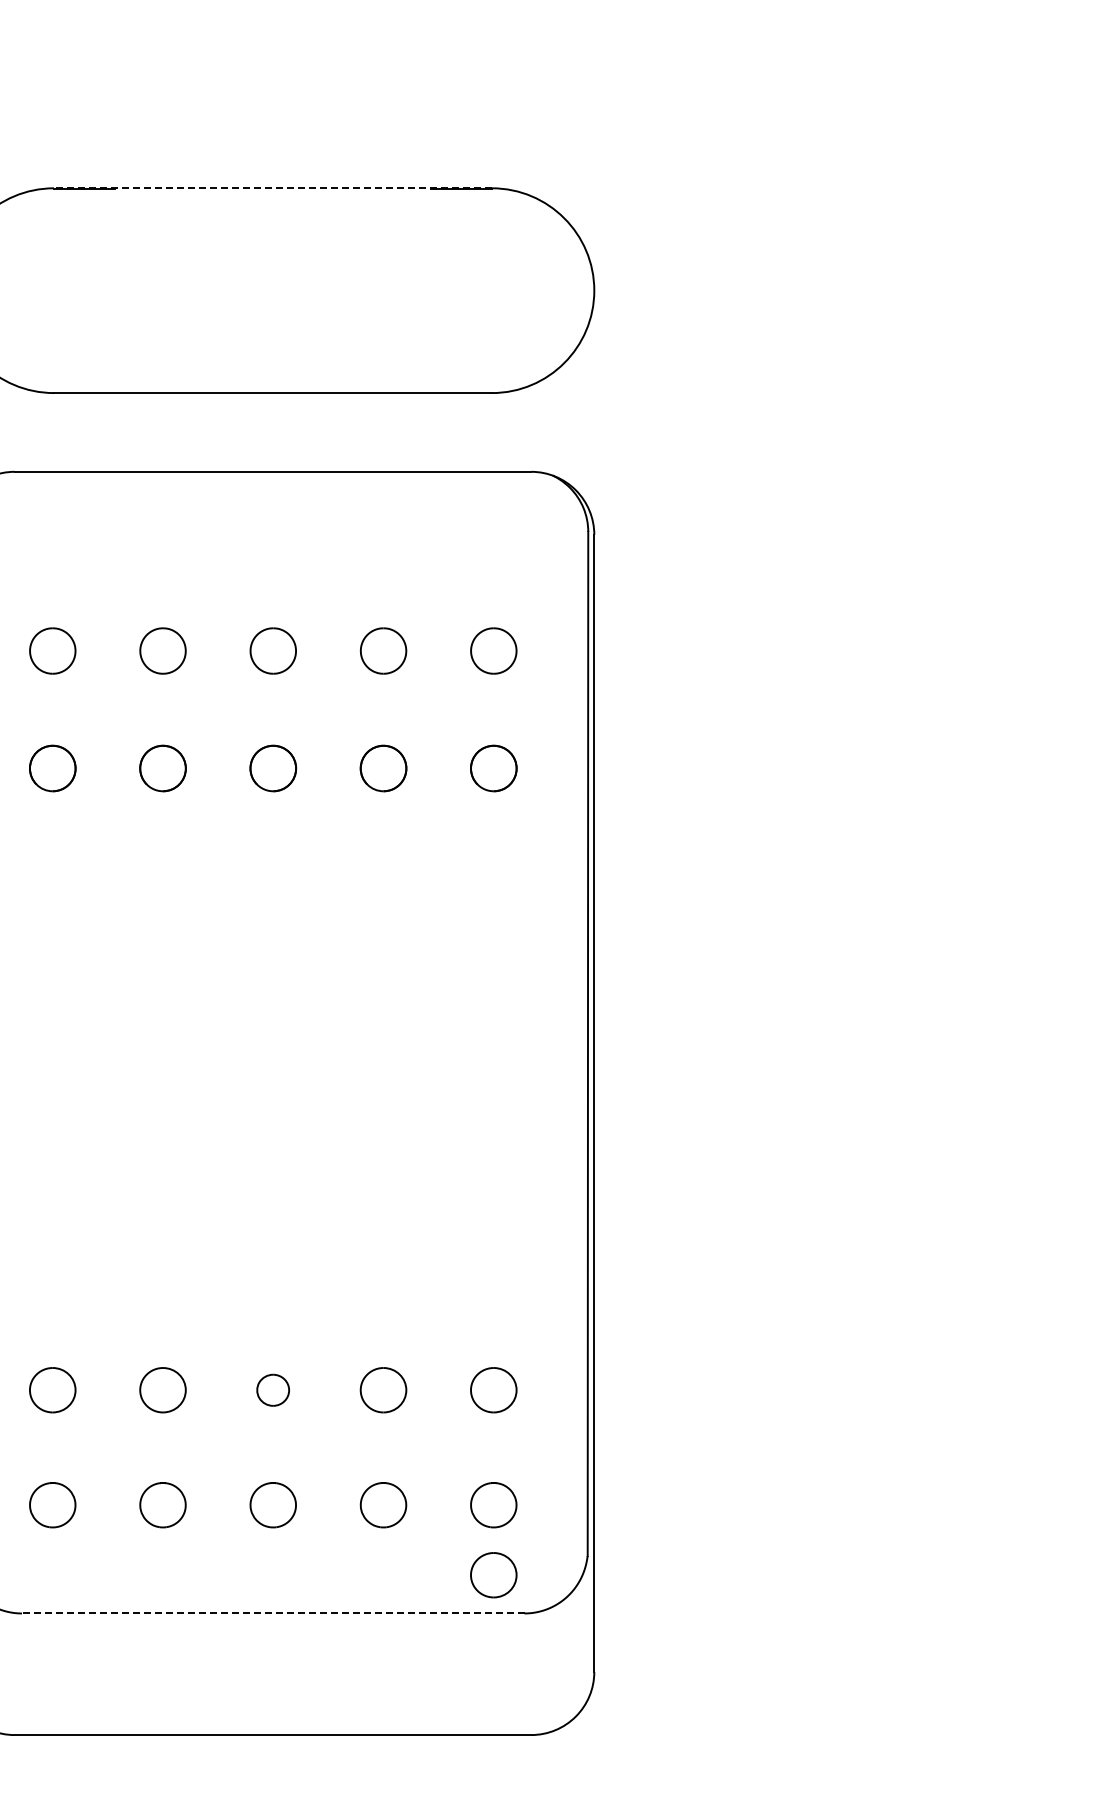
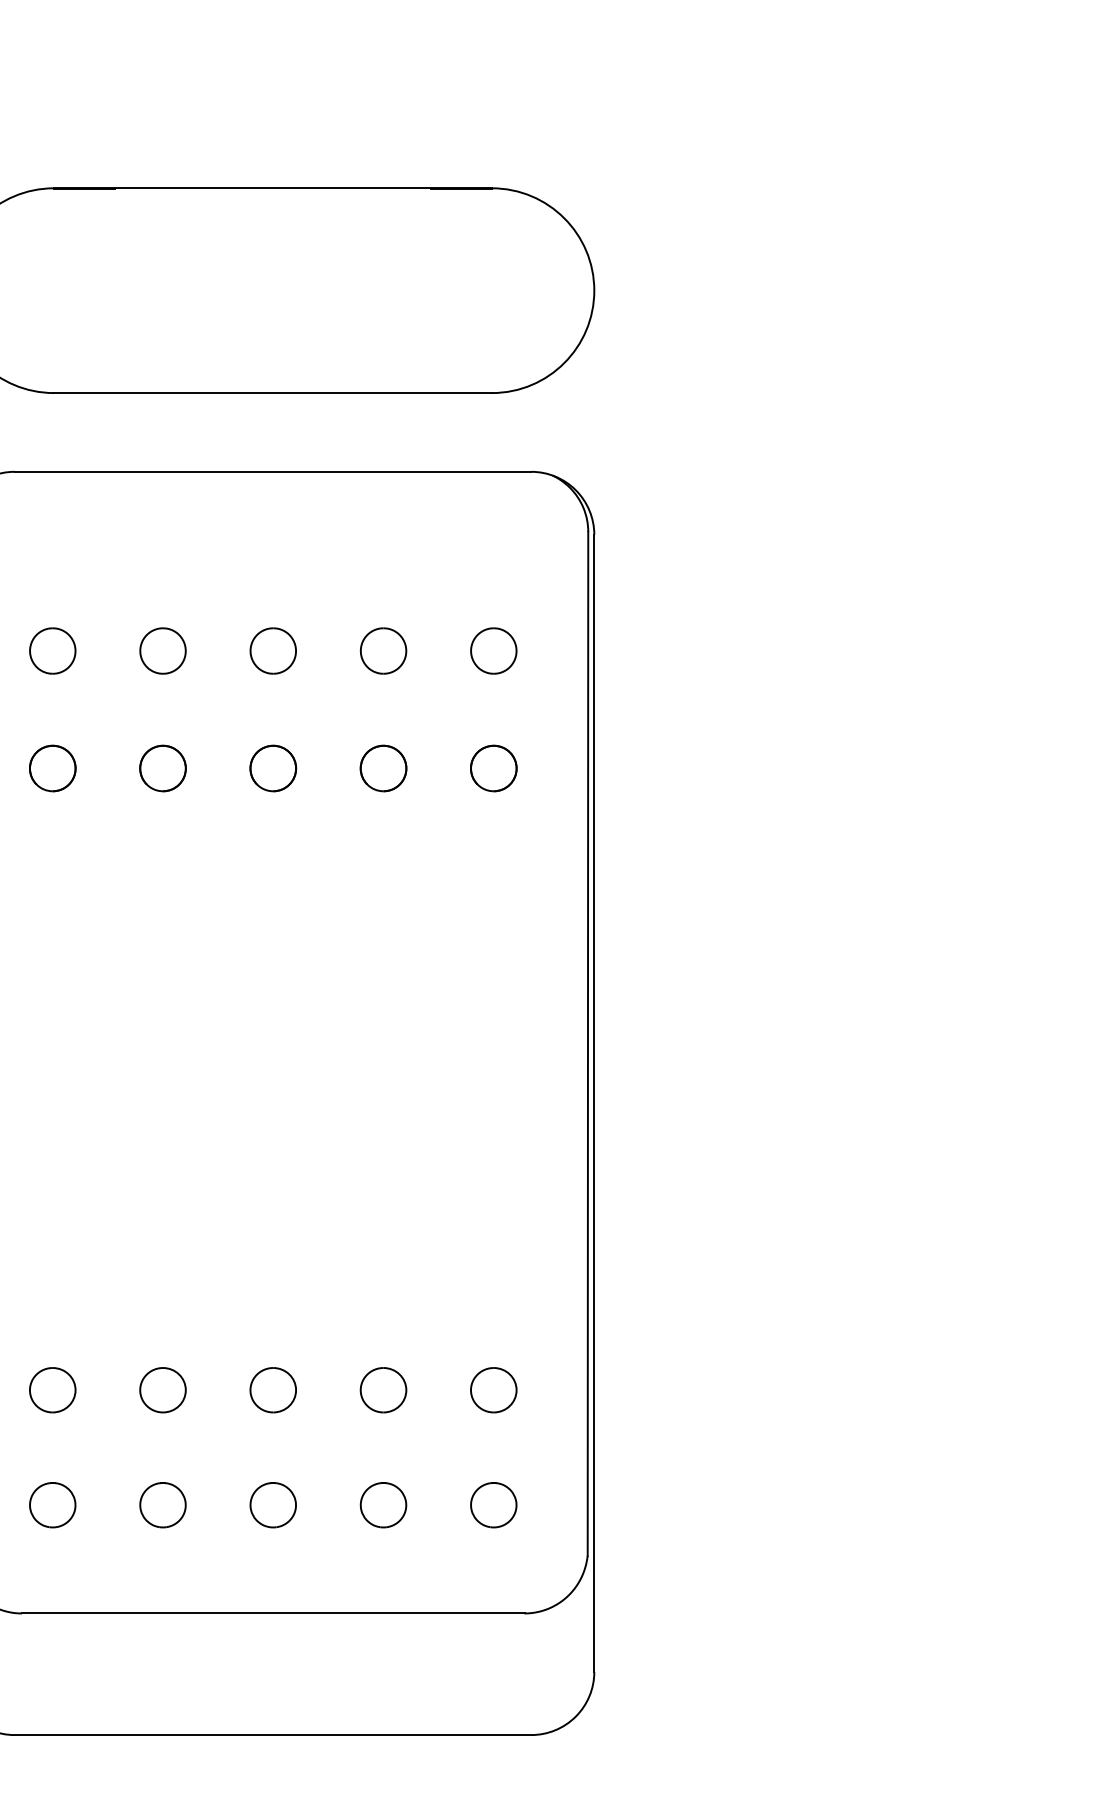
line: dashed -> solid (273, 188)
part size: 34x34 px -> 48x47 px (272, 1390)
part: present -> none (493, 1575)
line: dashed -> solid (272, 1613)
